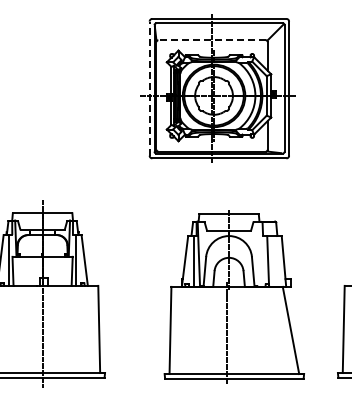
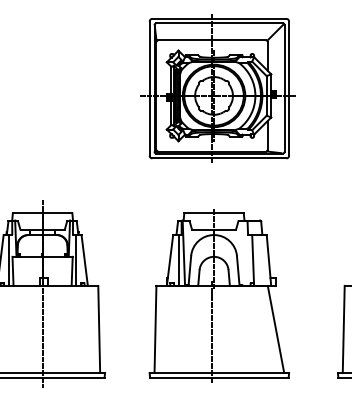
line: dashed -> solid (212, 40)
line: dashed -> solid (149, 88)
part position: (233, 296) -> (218, 295) (218, 295)
